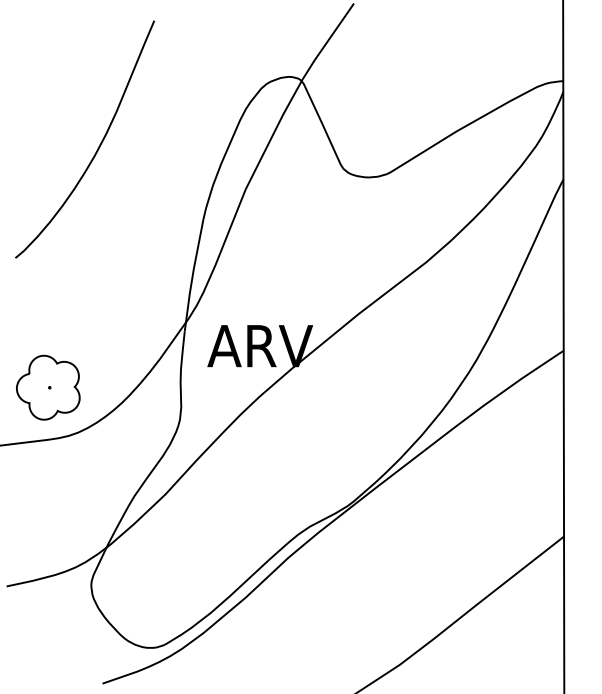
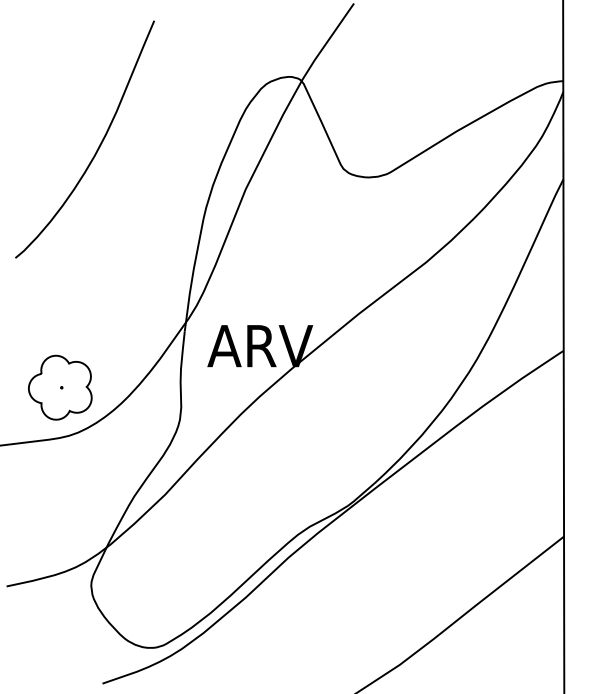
part position: (48, 387) -> (60, 387) (60, 387)
